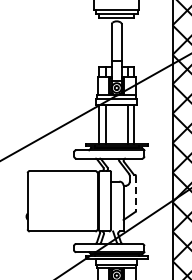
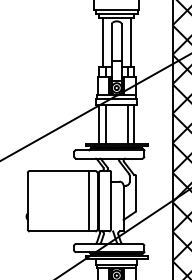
line: none -> present (102, 42)
line: none -> present (130, 42)
line: dashed -> solid (136, 193)
line: none -> present (89, 201)
